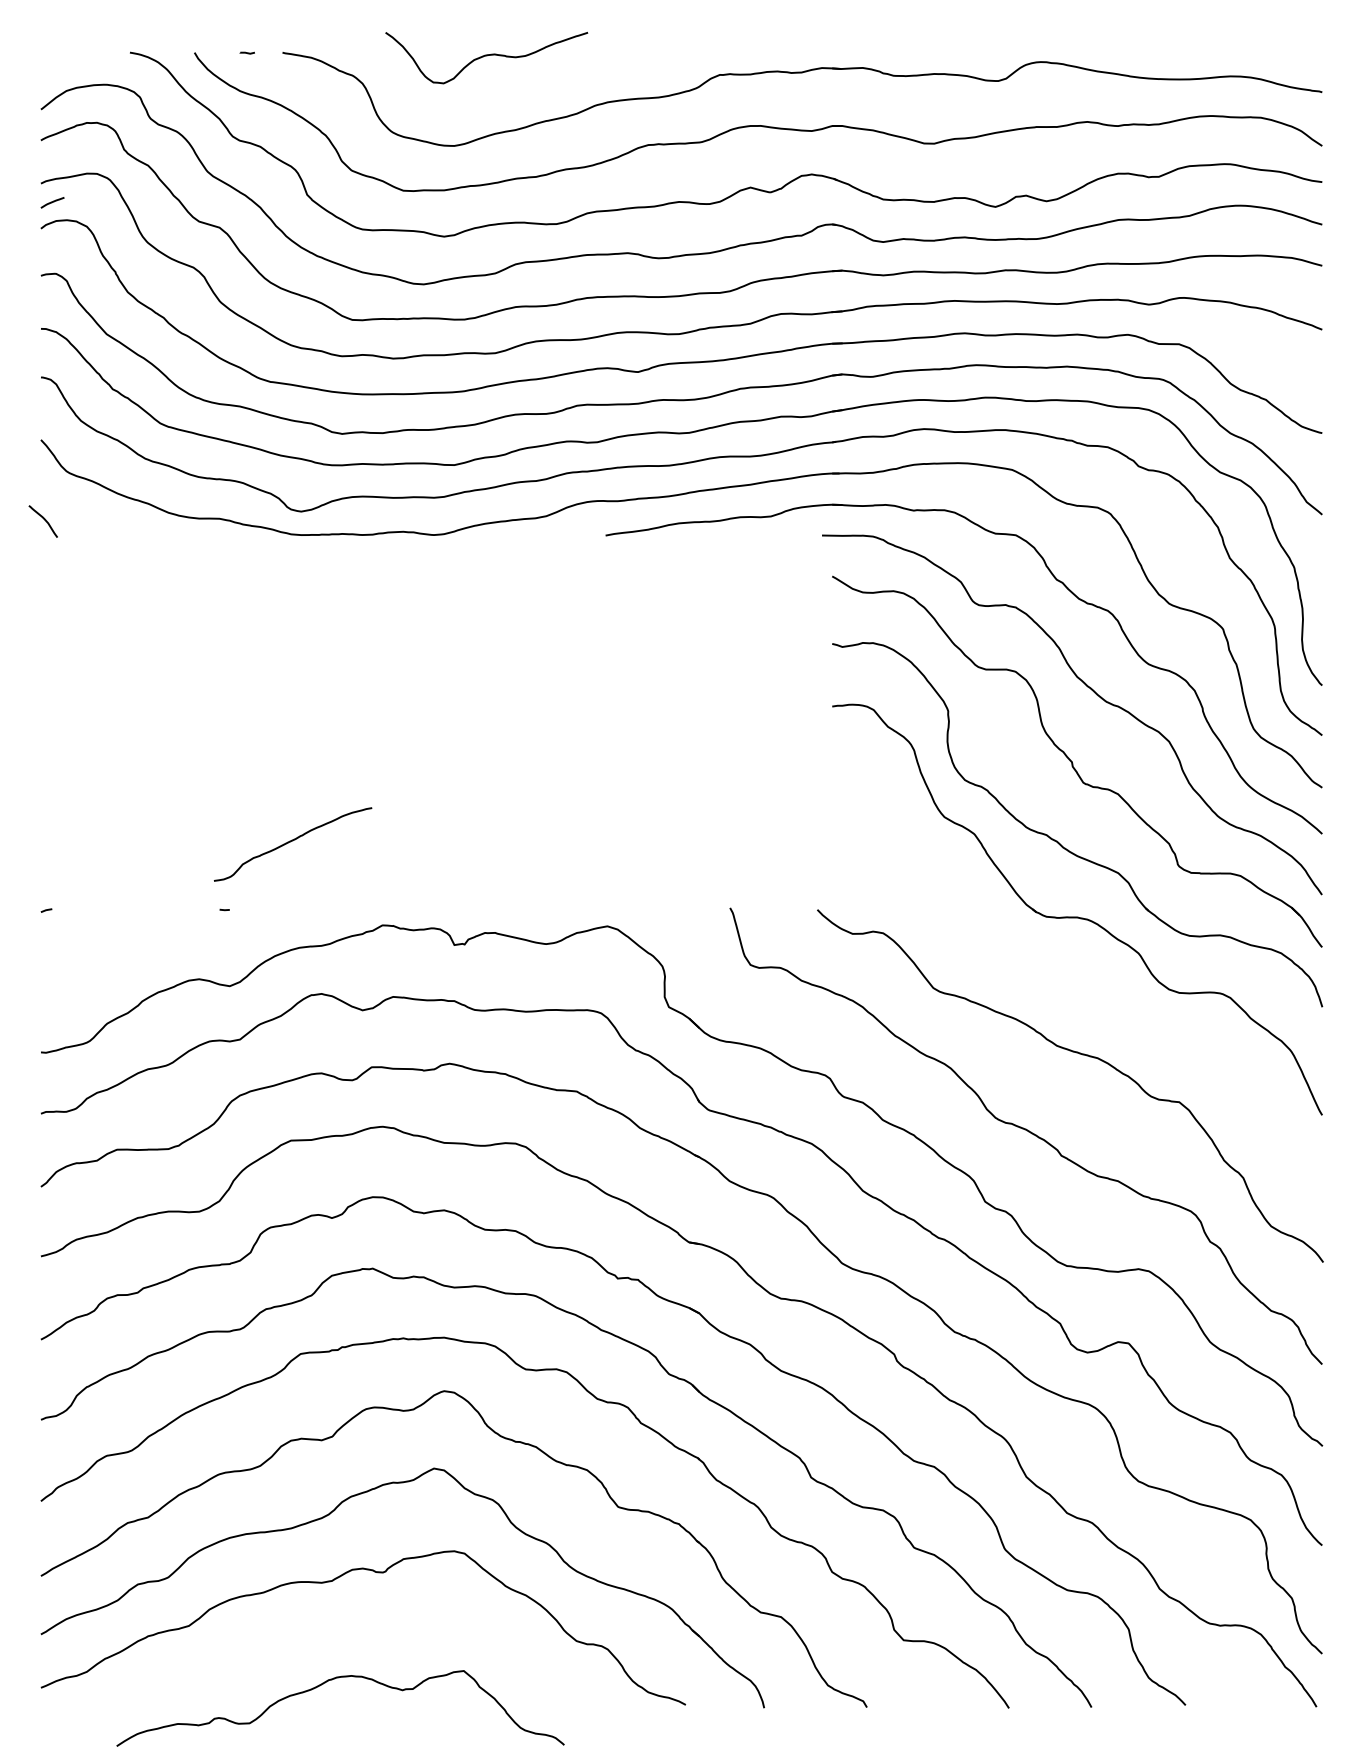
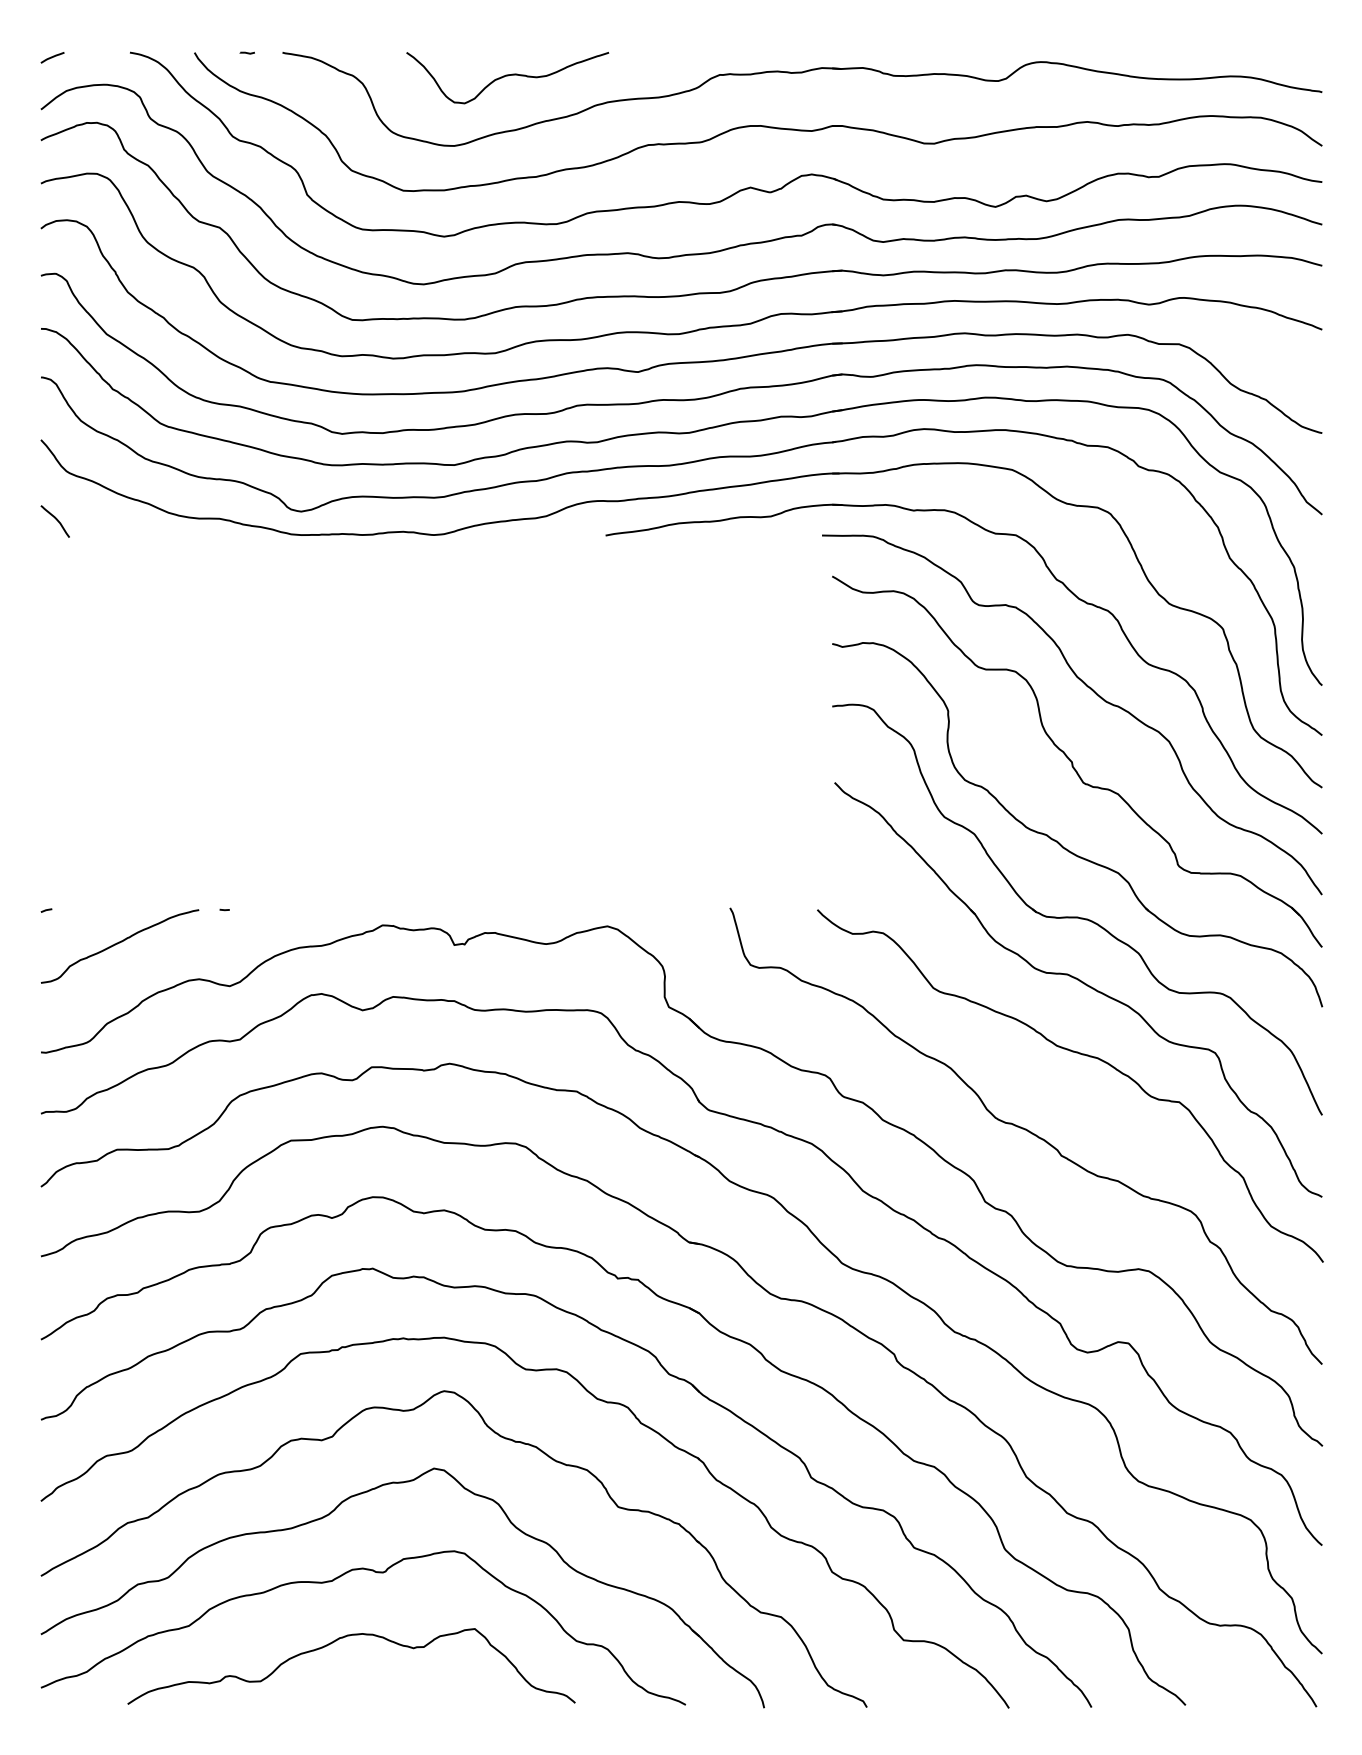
curve position: (486, 56) -> (507, 76) (507, 76)
line position: (52, 202) -> (52, 57) (52, 57)
curve position: (43, 519) -> (55, 519) (55, 519)
curve position: (292, 841) -> (119, 943) (119, 943)
part: none -> present (1082, 983)
curve position: (332, 1680) -> (343, 1638) (343, 1638)
